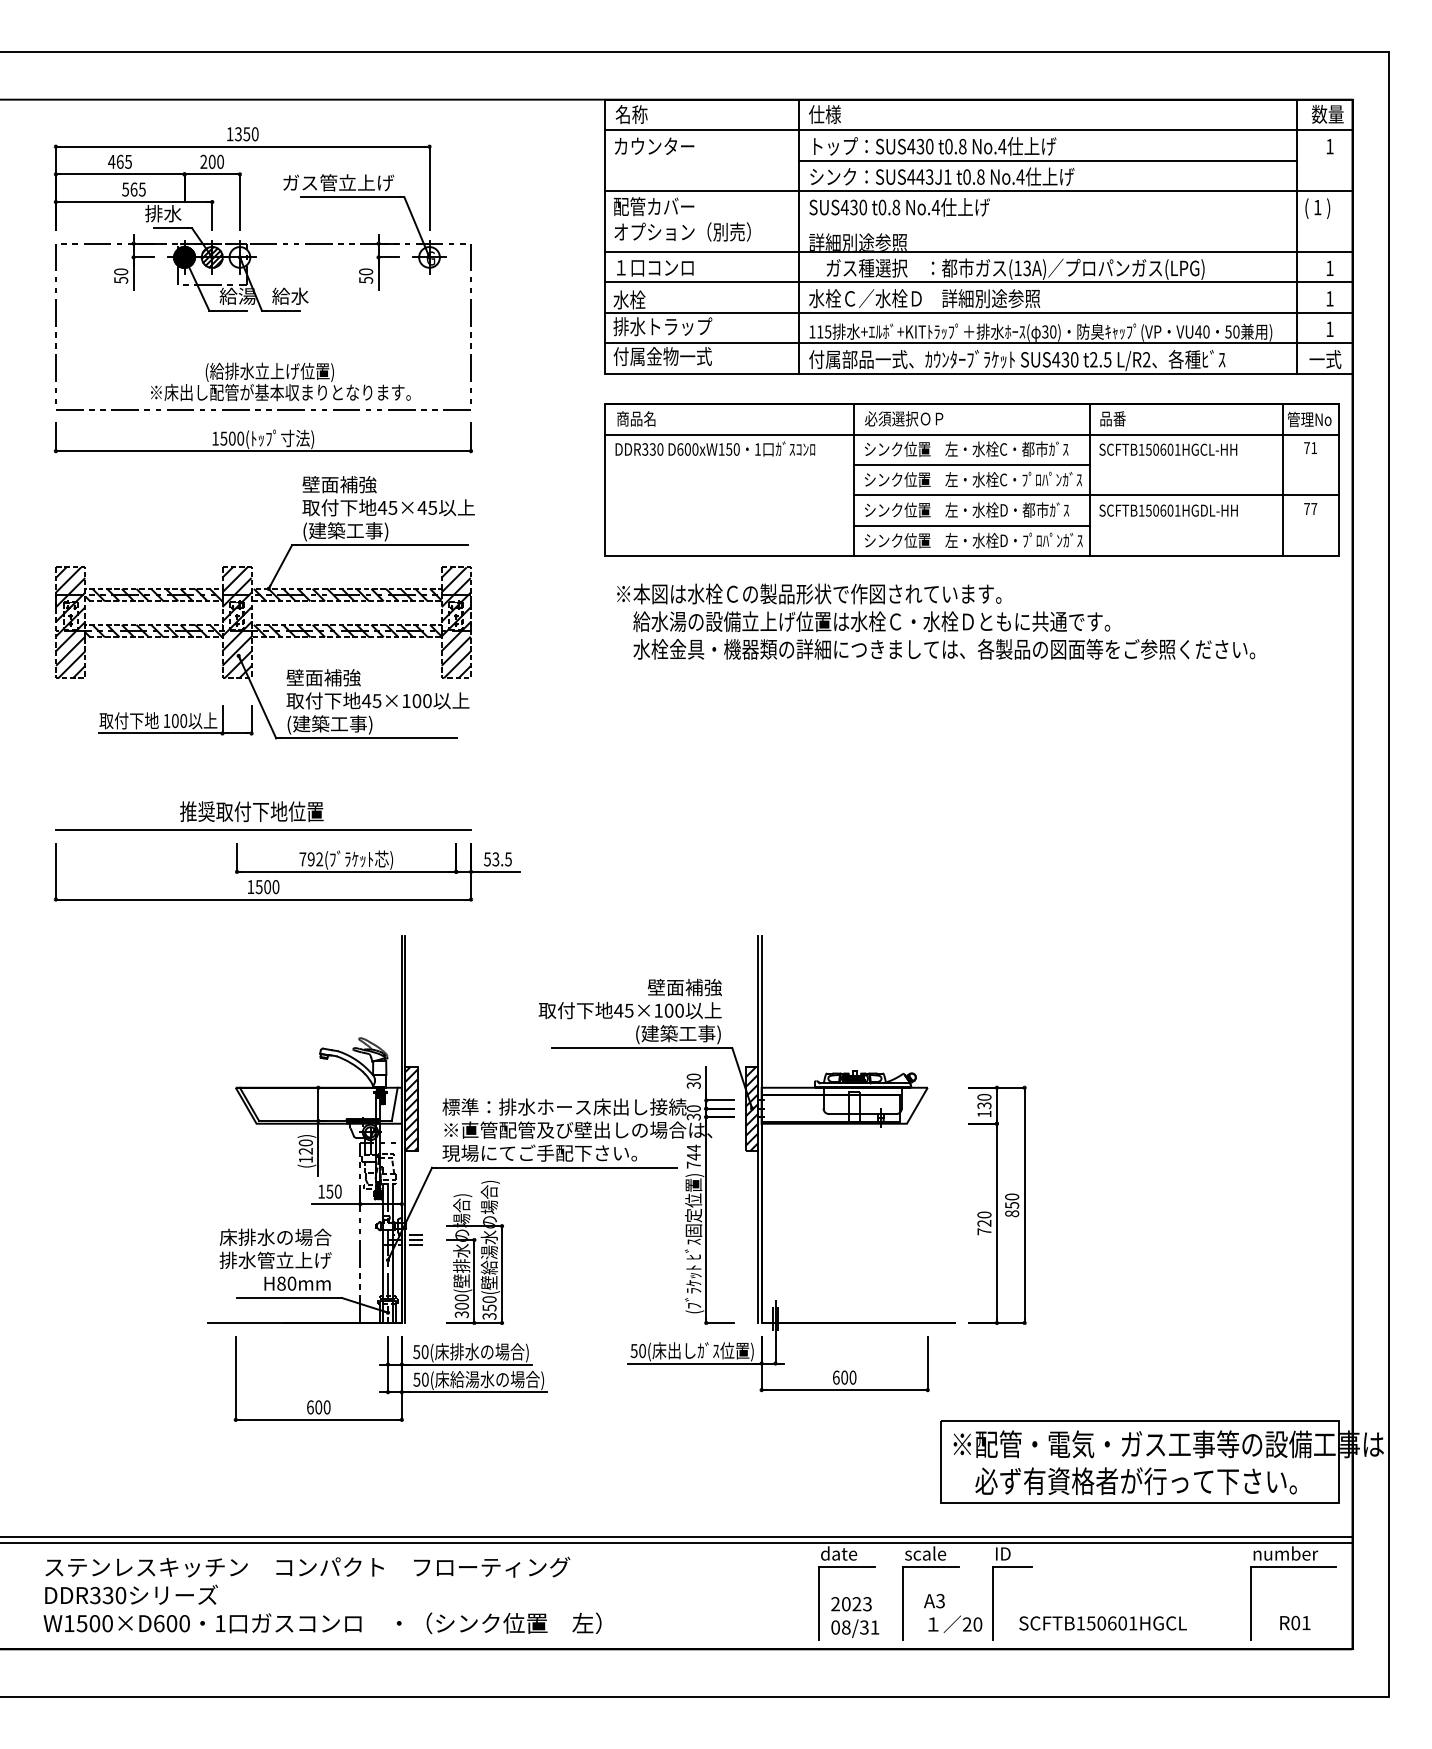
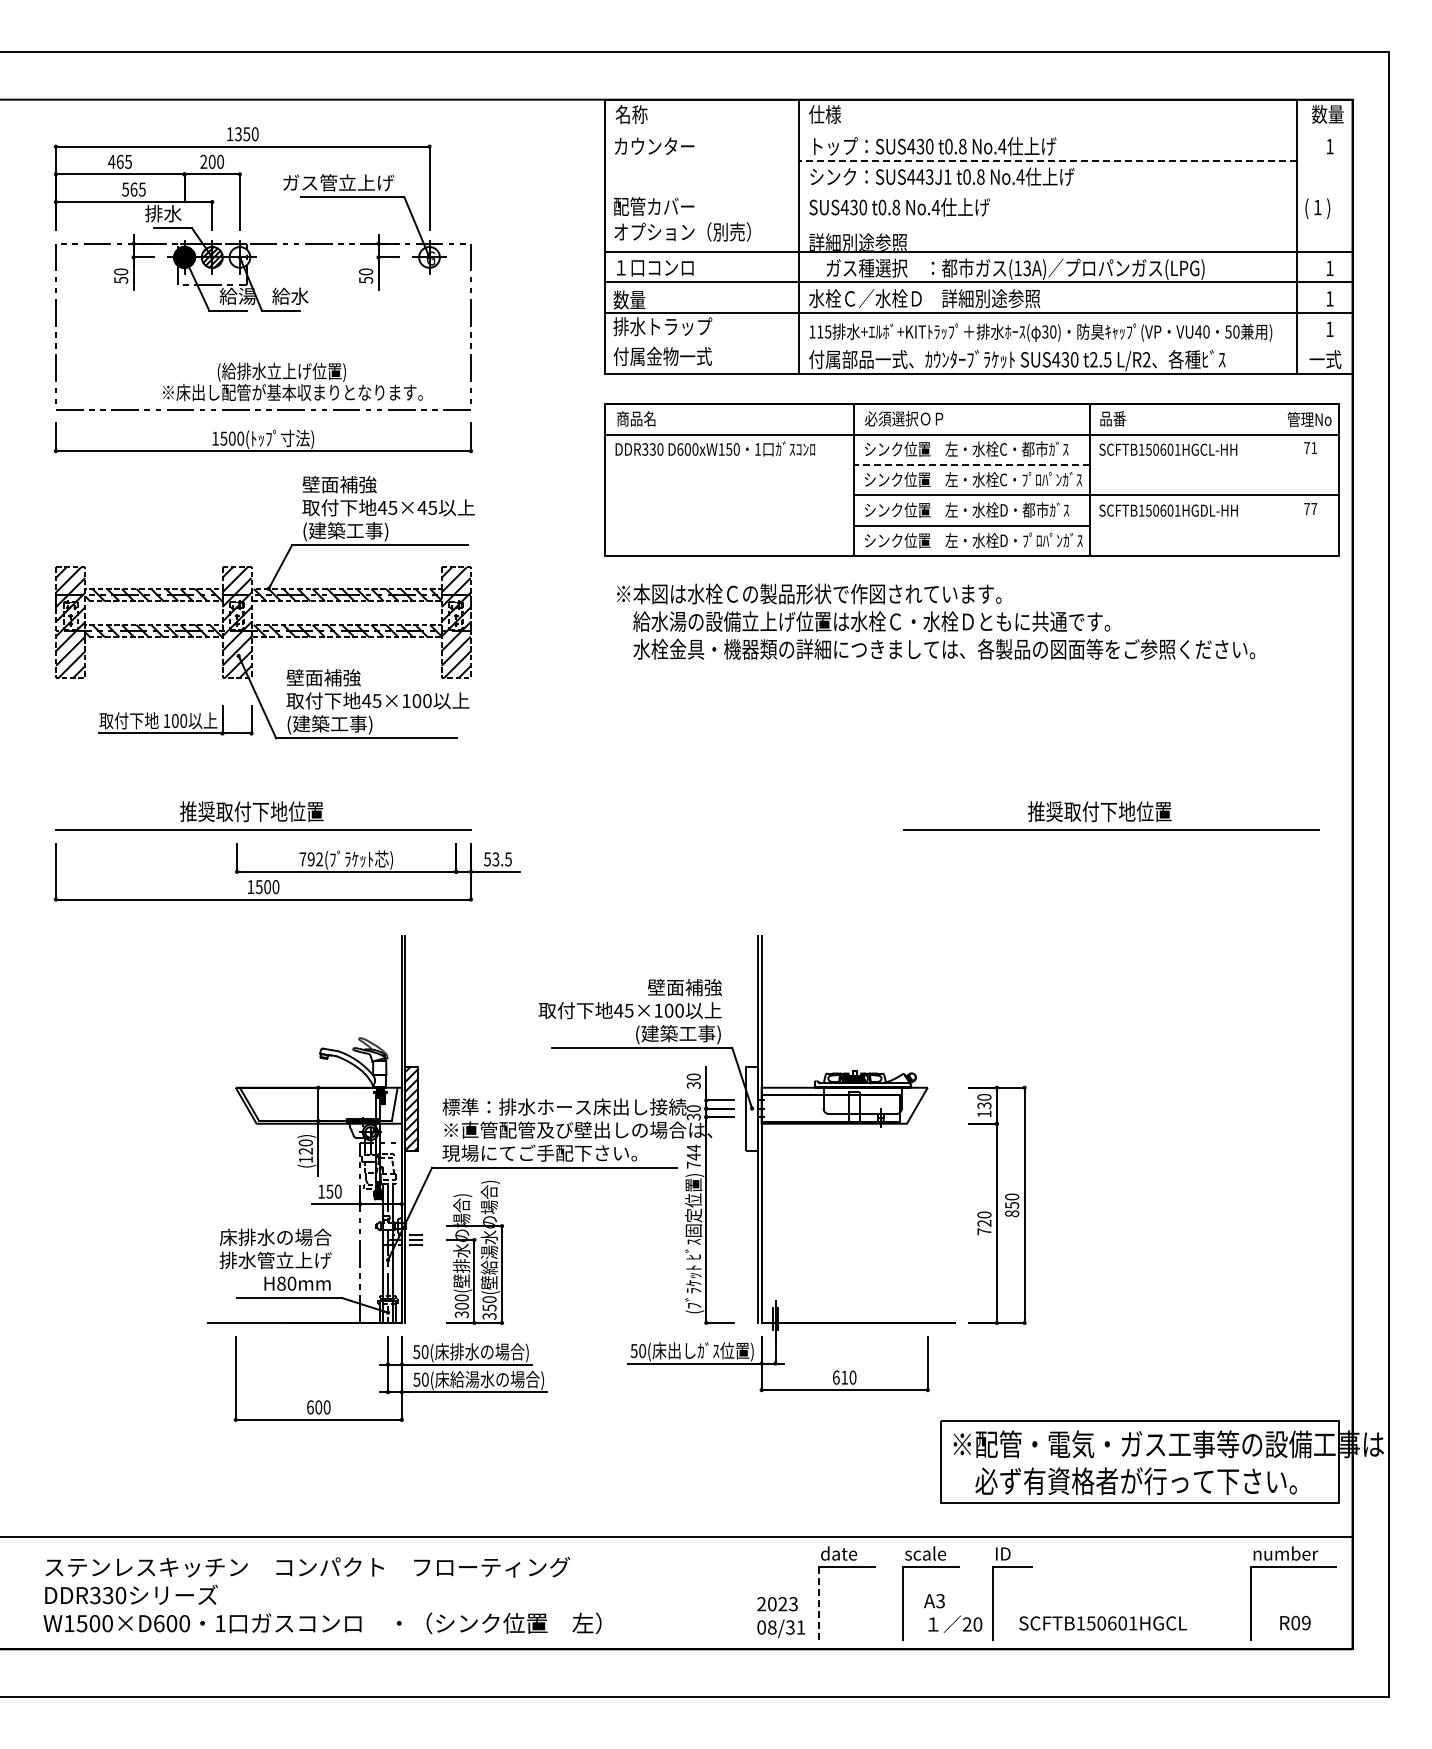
line: present -> none (978, 130)
line: solid -> dashed (1047, 160)
line: present -> none (978, 191)
text: 水栓 -> 数量 (629, 299)
line: present -> none (978, 343)
text position: (280, 381) -> (292, 381) (292, 381)
line: solid -> dashed (971, 465)
line: present -> none (1283, 480)
part: none -> present (1111, 815)
hatch: present -> none (751, 1108)
text: 600 -> 610 (844, 1377)
line: present -> none (677, 1542)
line: solid -> dashed (819, 1603)
text position: (855, 1617) -> (781, 1617) (781, 1617)
text: R01 -> R09 (1306, 1622)
